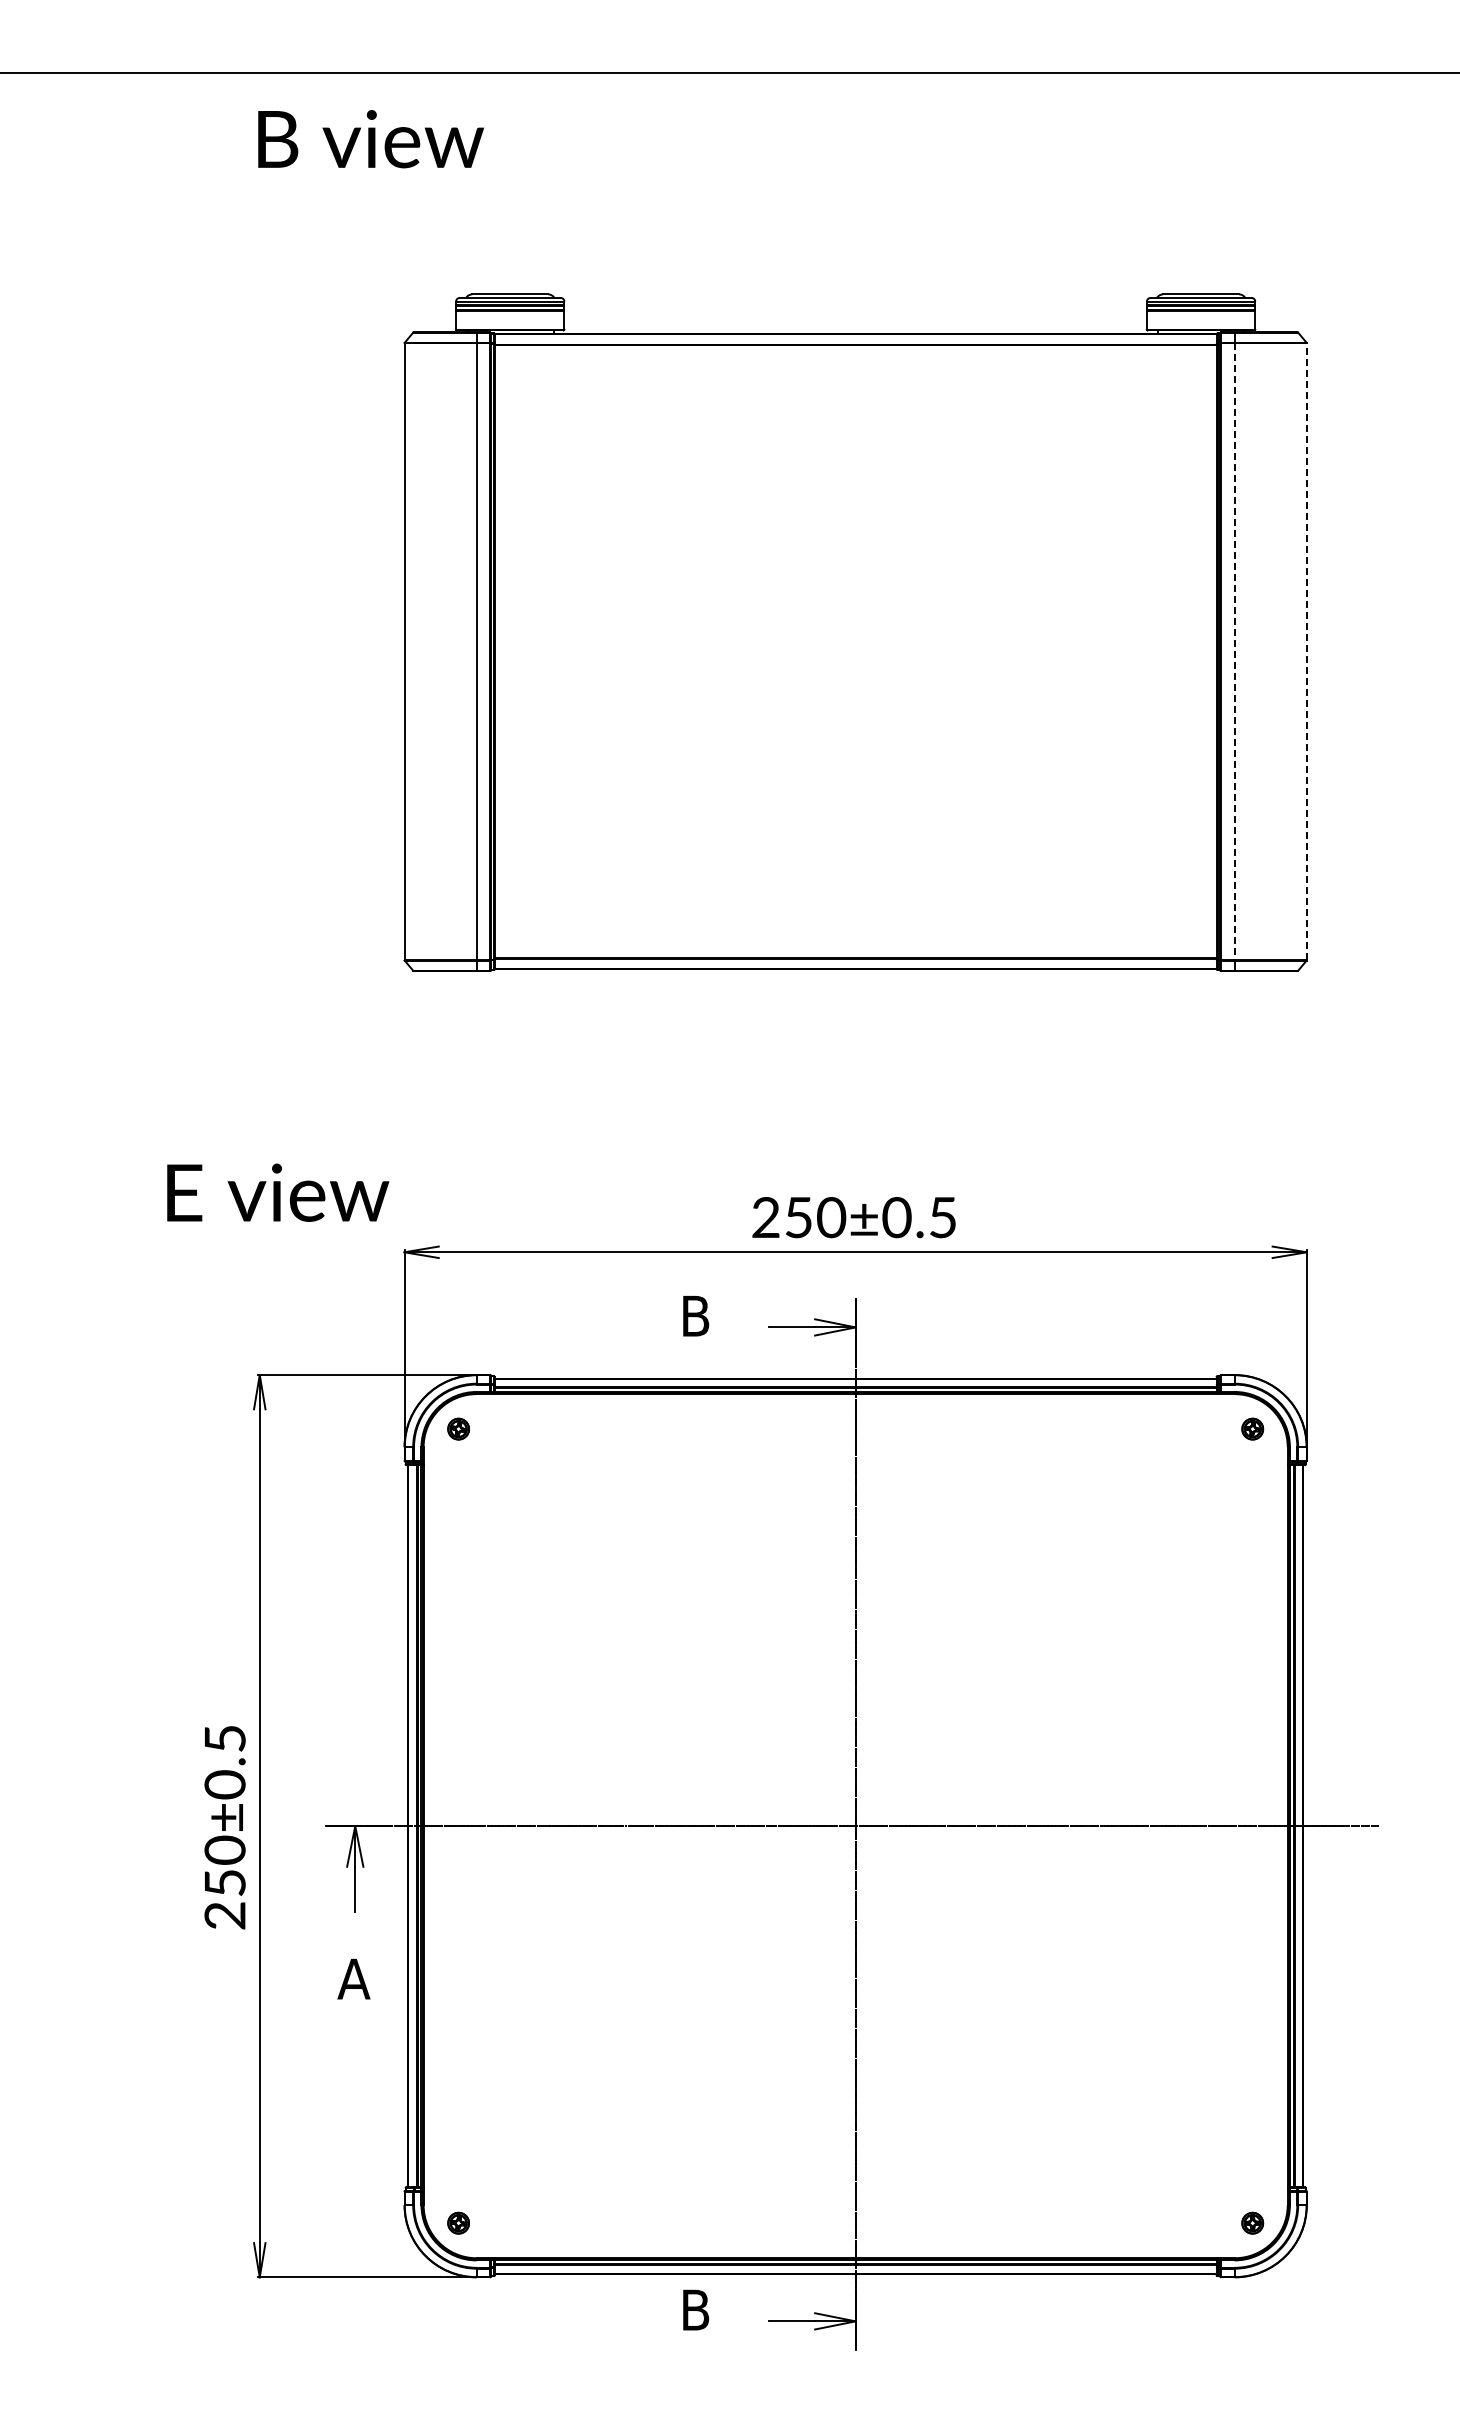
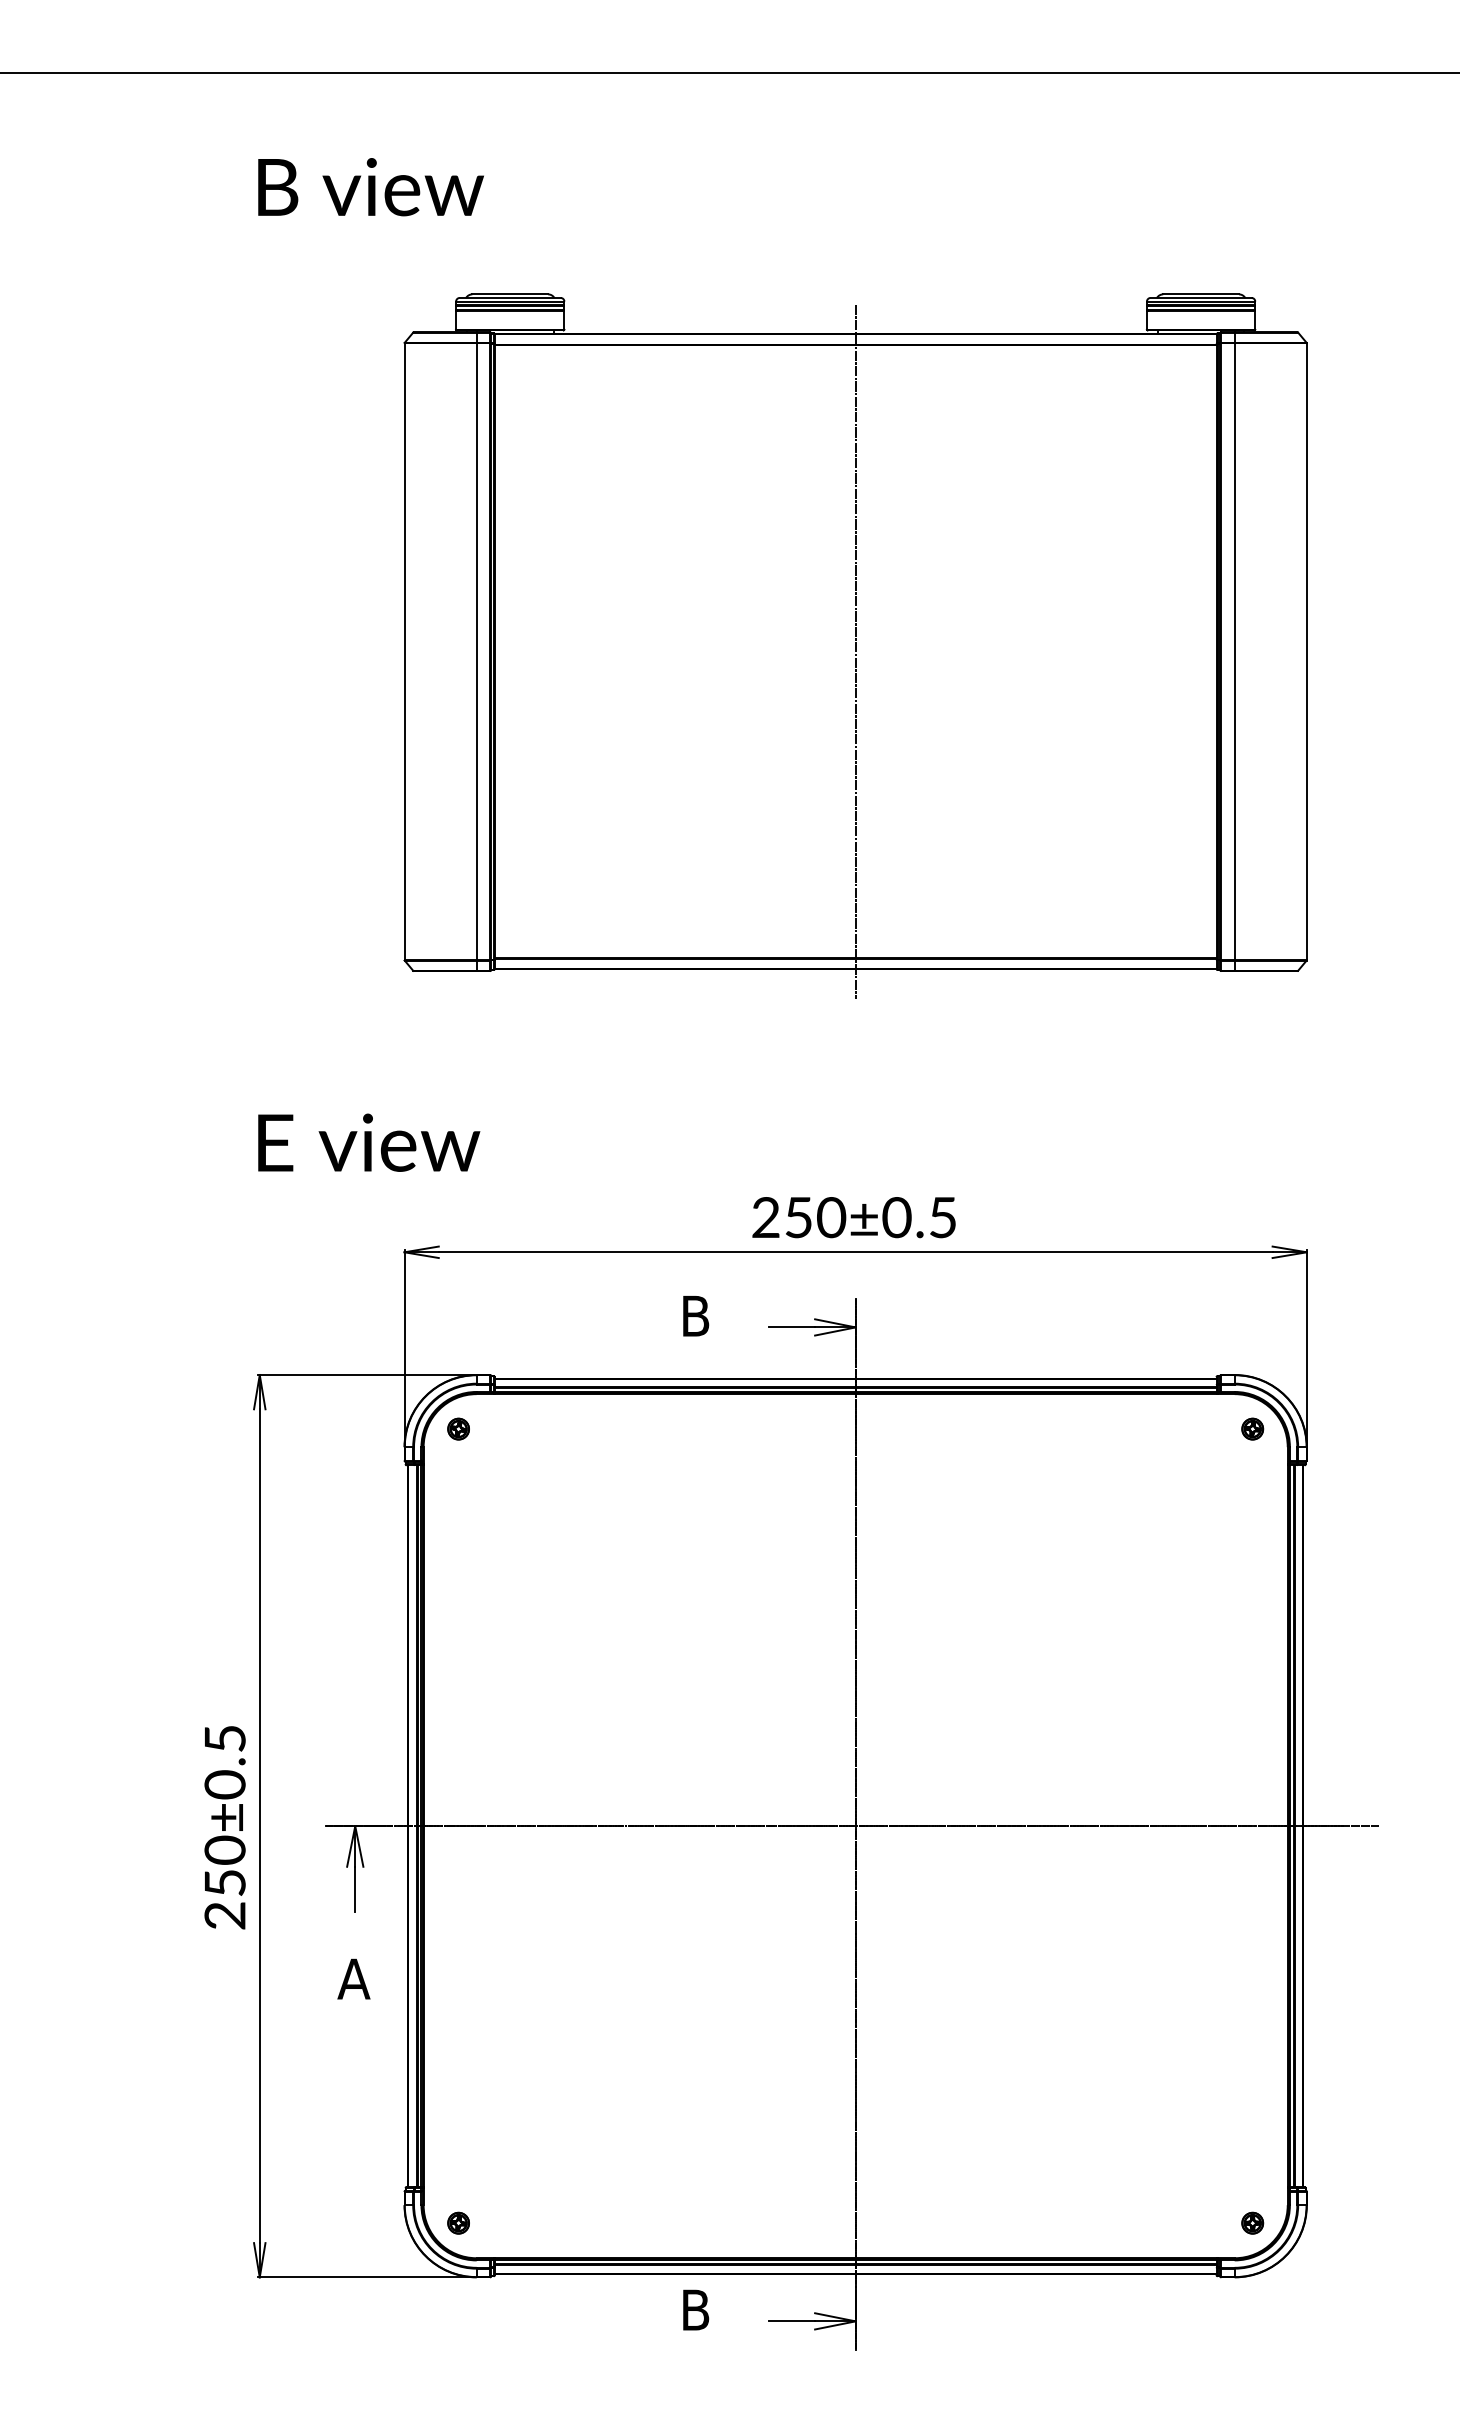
text position: (370, 139) -> (370, 187) (370, 187)
line: none -> present (855, 651)
line: dashed -> solid (1306, 651)
line: dashed -> solid (1234, 652)
text position: (278, 1192) -> (369, 1142) (369, 1142)
